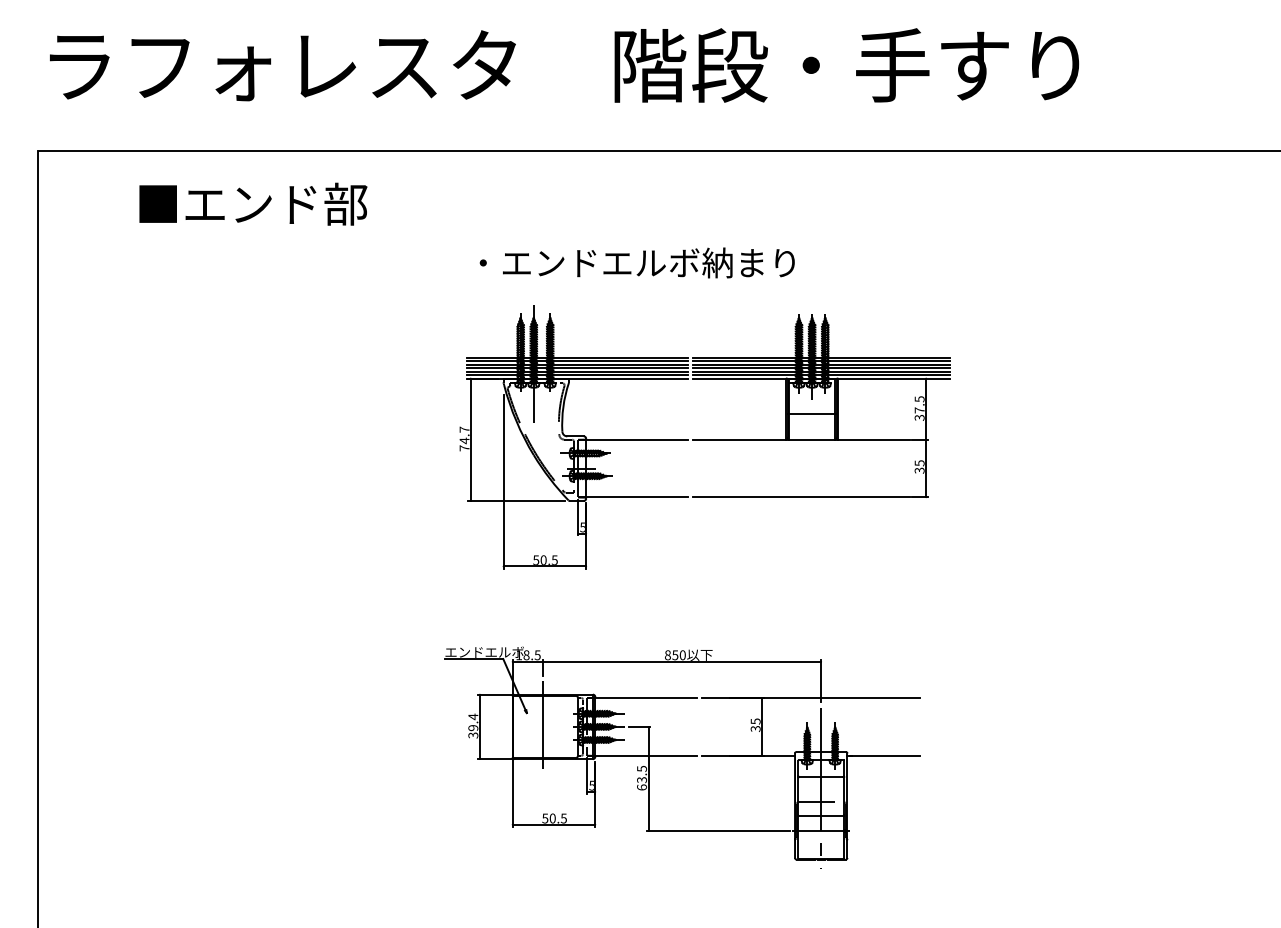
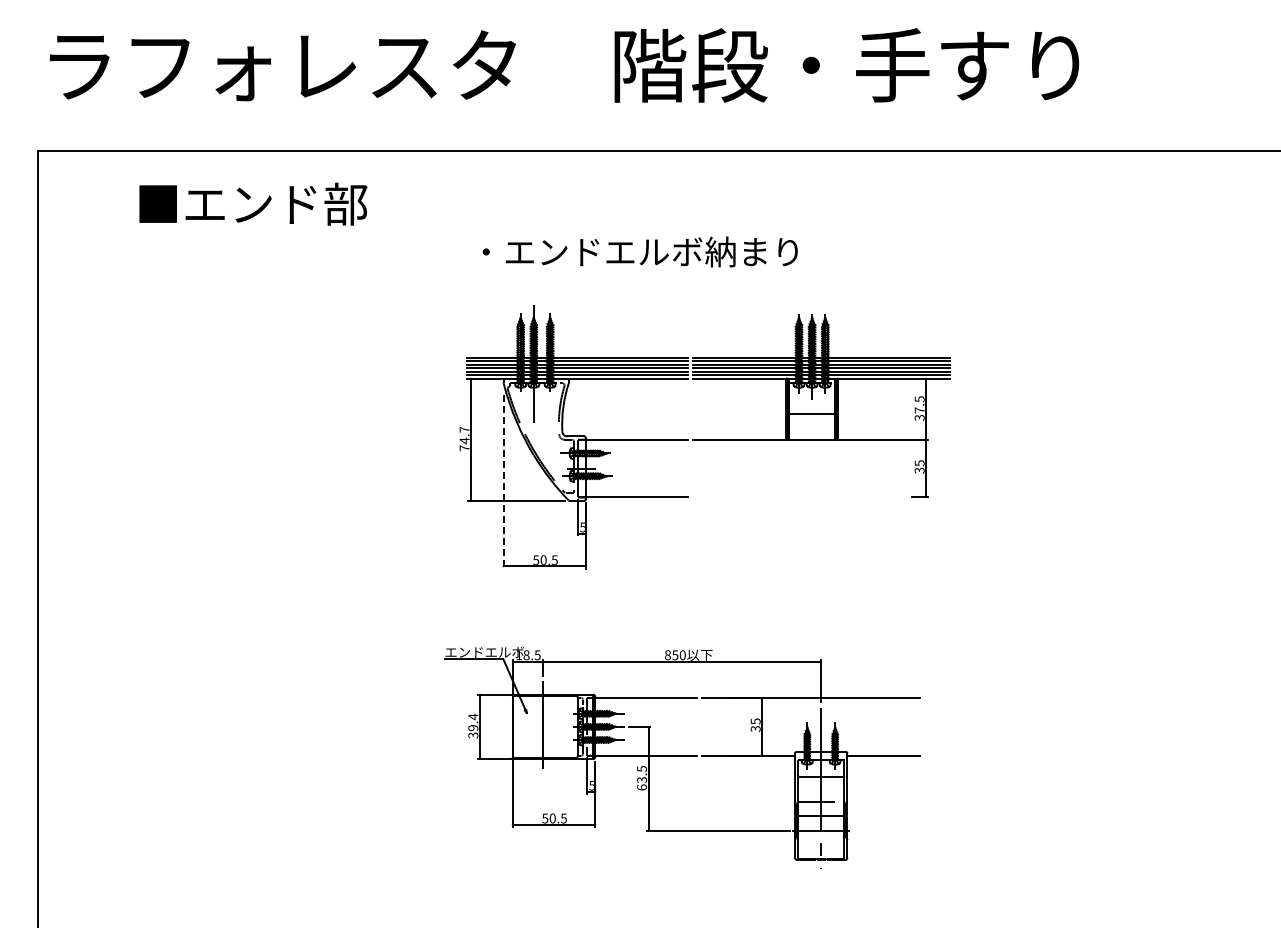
text position: (636, 262) -> (639, 251) (639, 251)
line: solid -> dashed (503, 482)
line: present -> none (801, 497)
